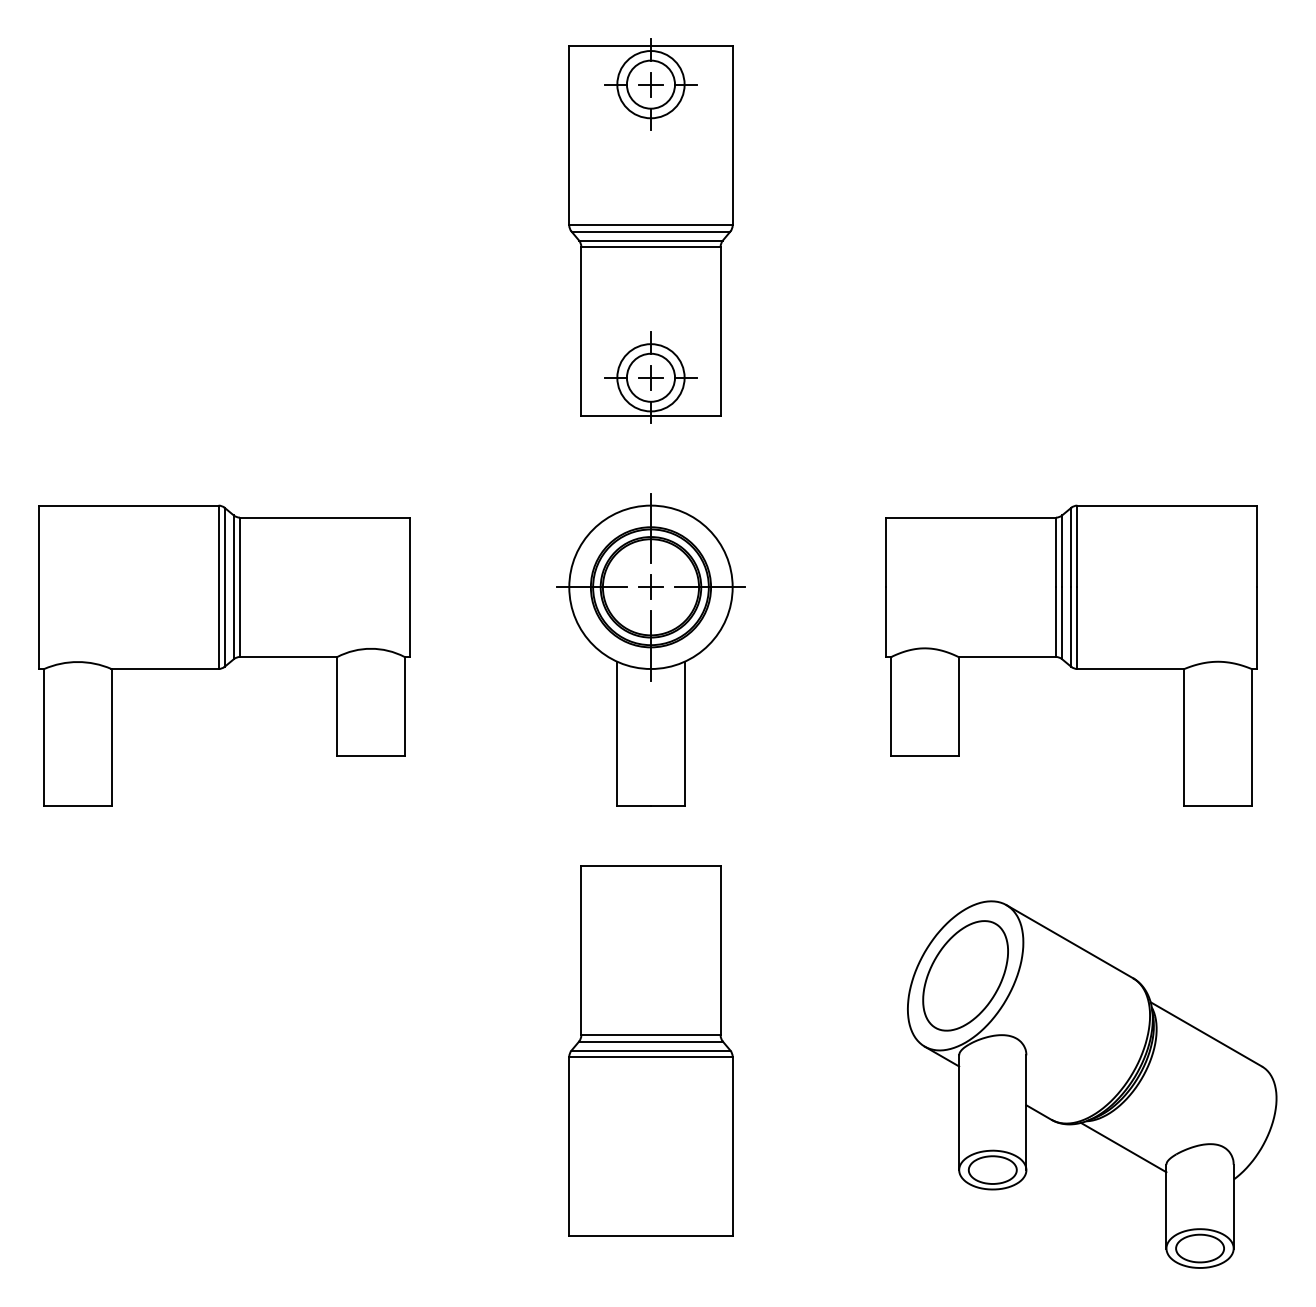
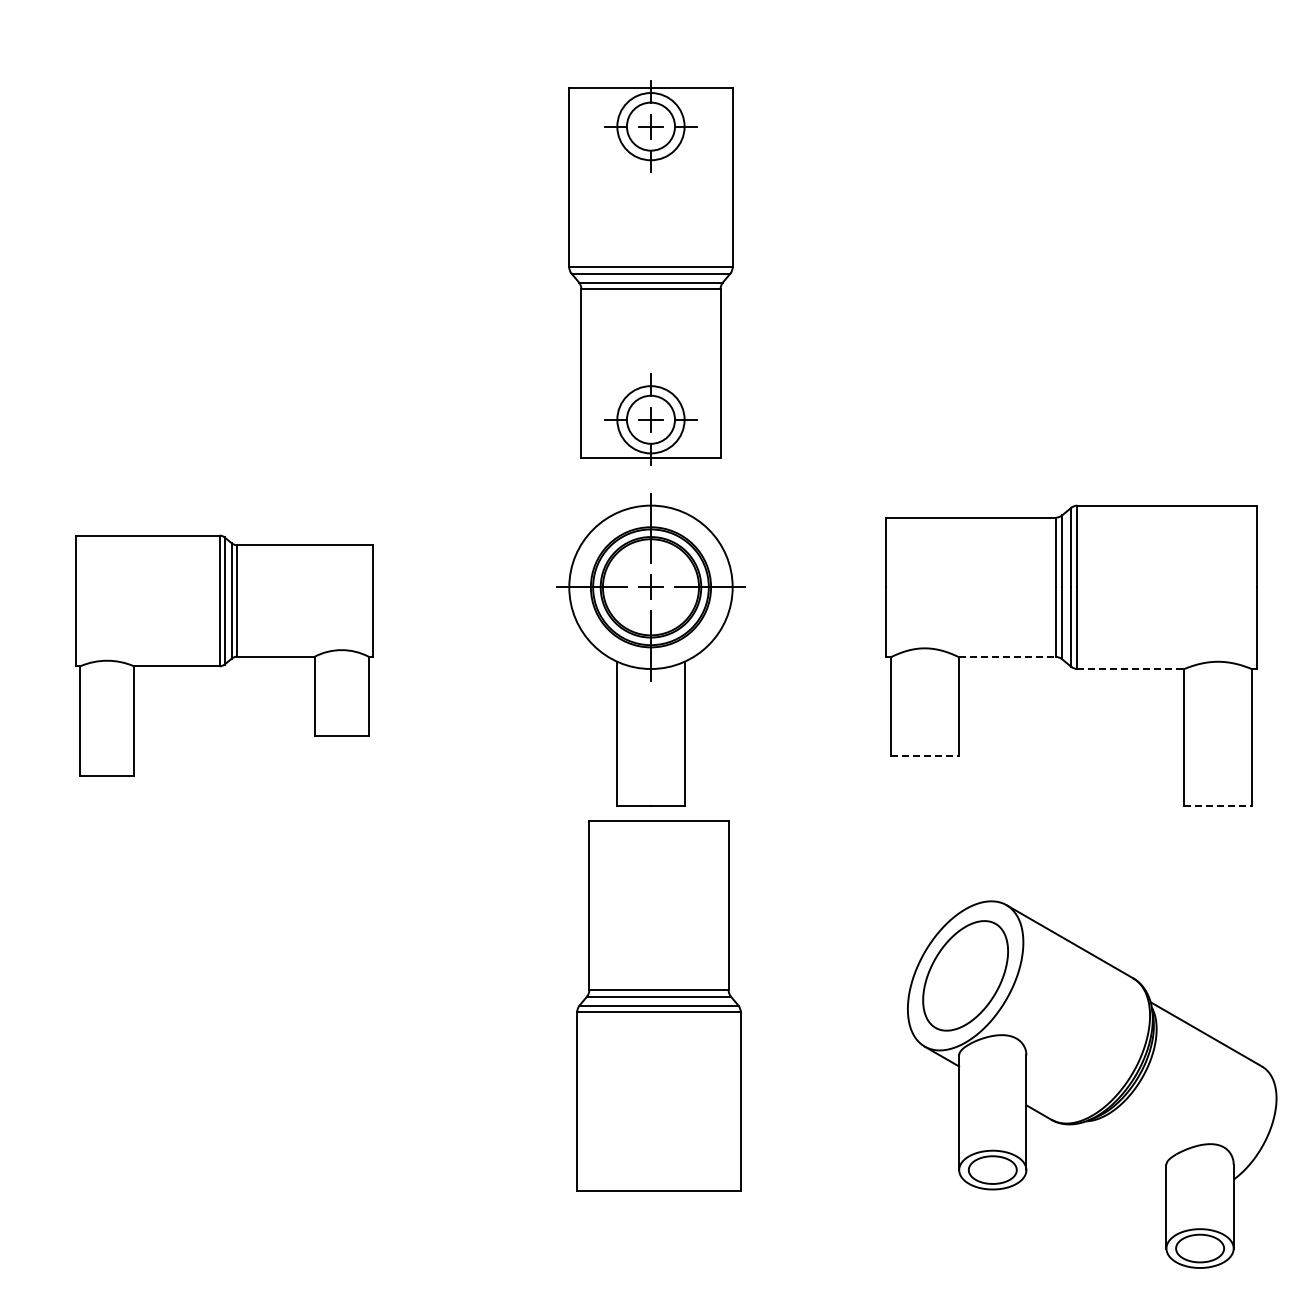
part position: (650, 230) -> (650, 272) (650, 272)
part size: 373x303 px -> 299x243 px (224, 655)
line: solid -> dashed (1007, 657)
line: solid -> dashed (1130, 669)
line: solid -> dashed (924, 755)
line: solid -> dashed (1218, 805)
part position: (650, 1050) -> (658, 1005) (658, 1005)
line: present -> none (1123, 1147)
